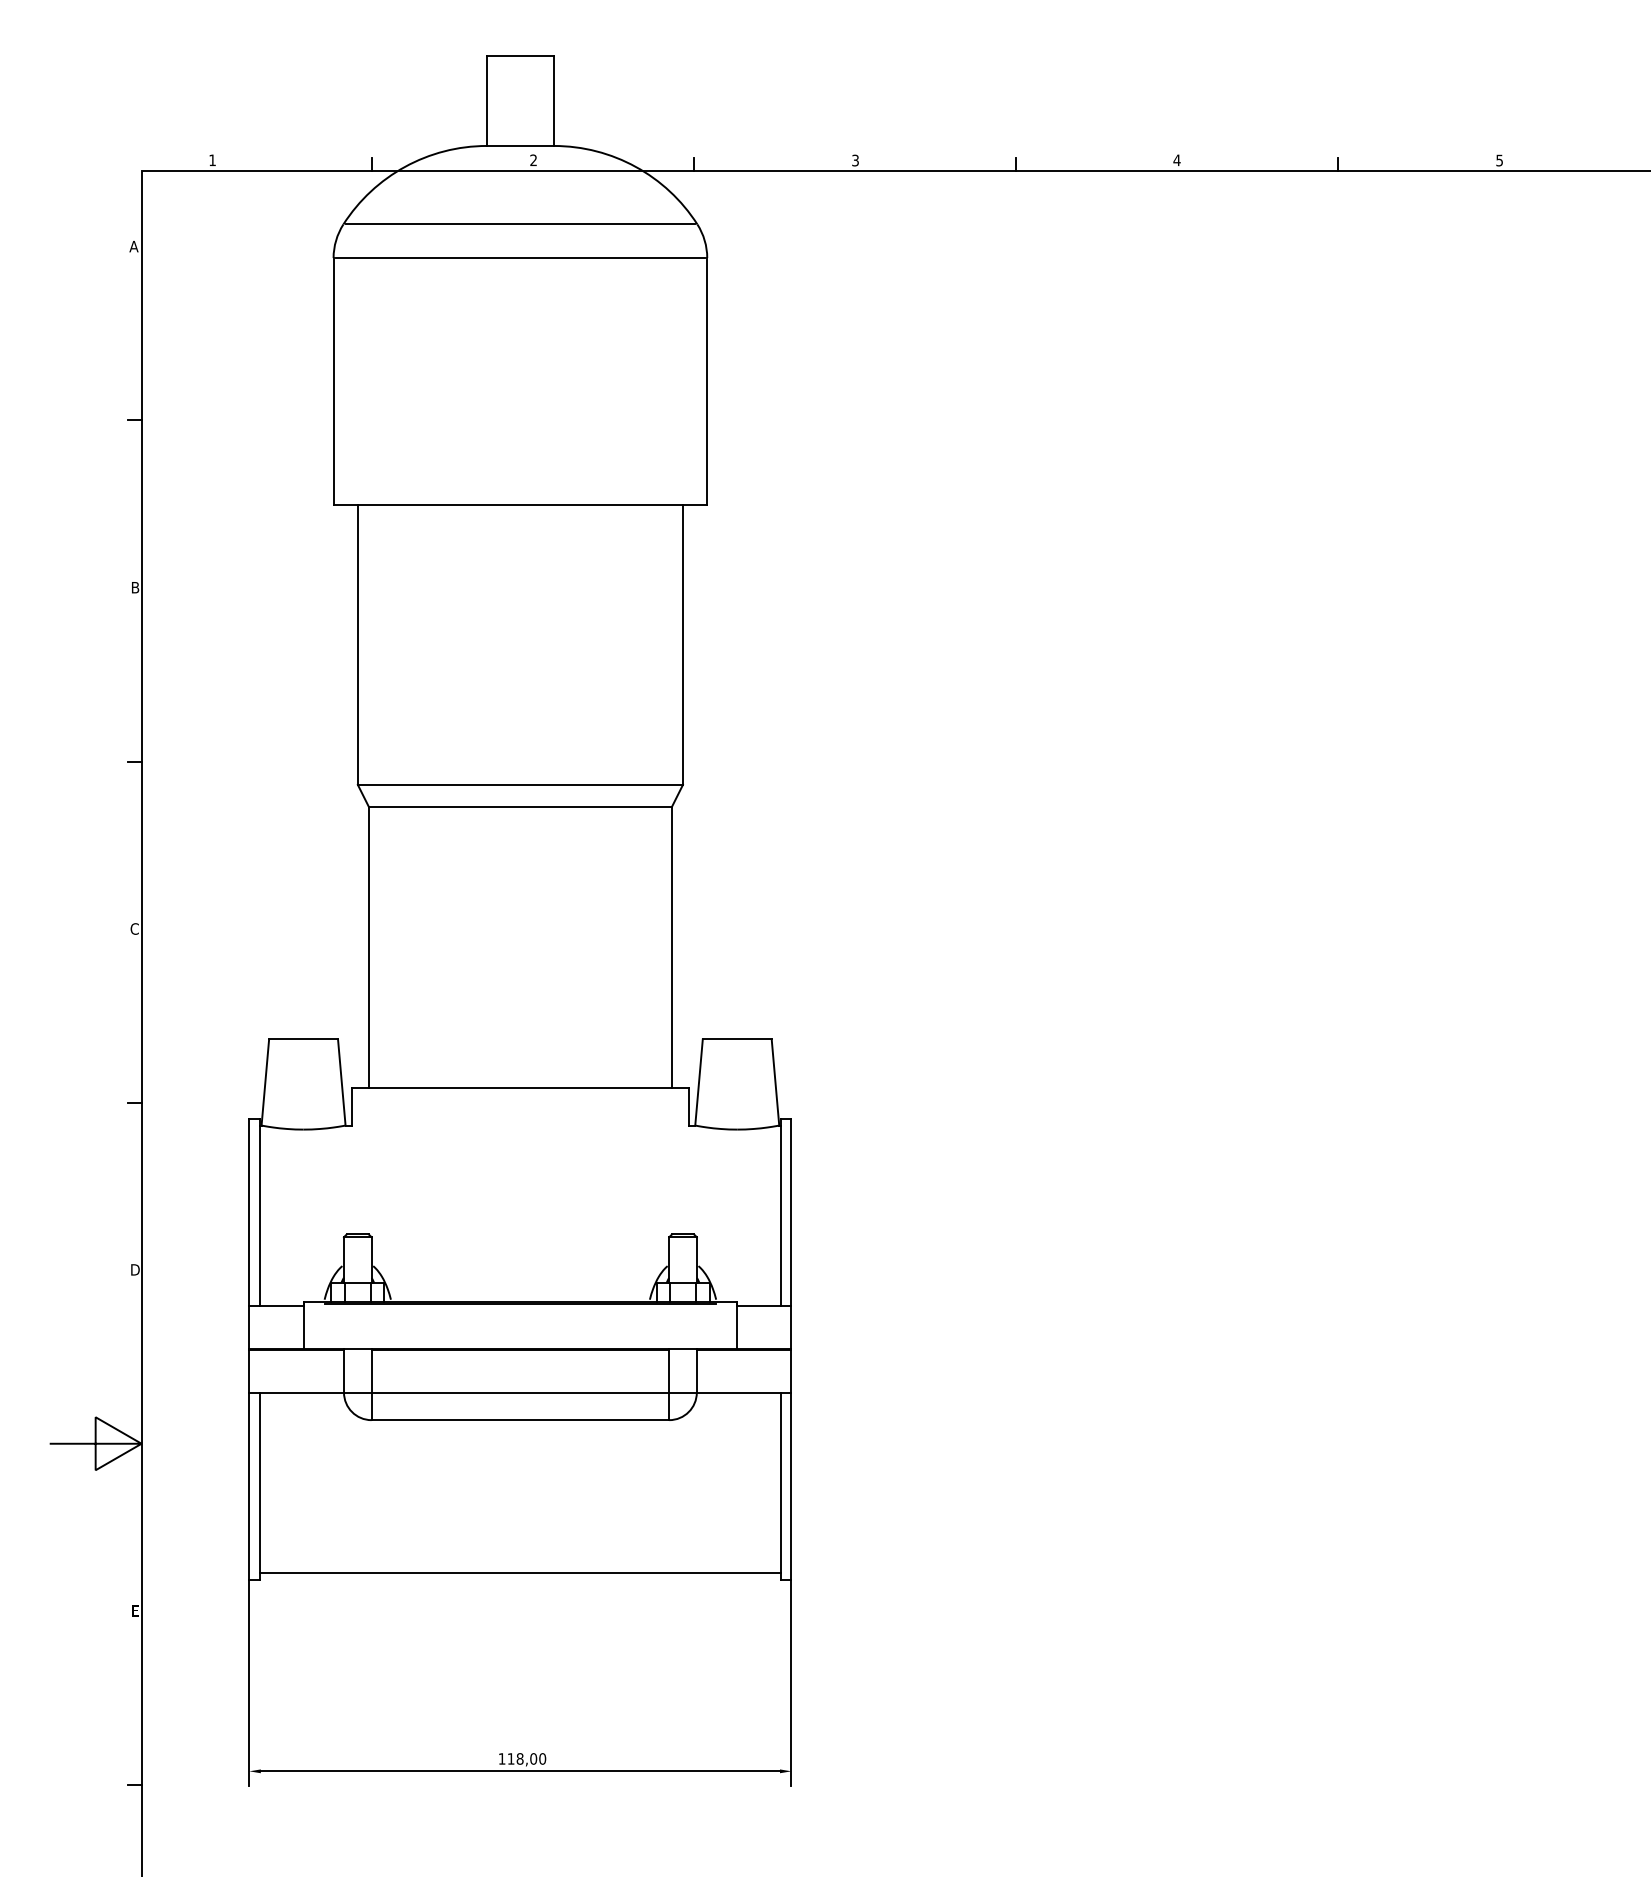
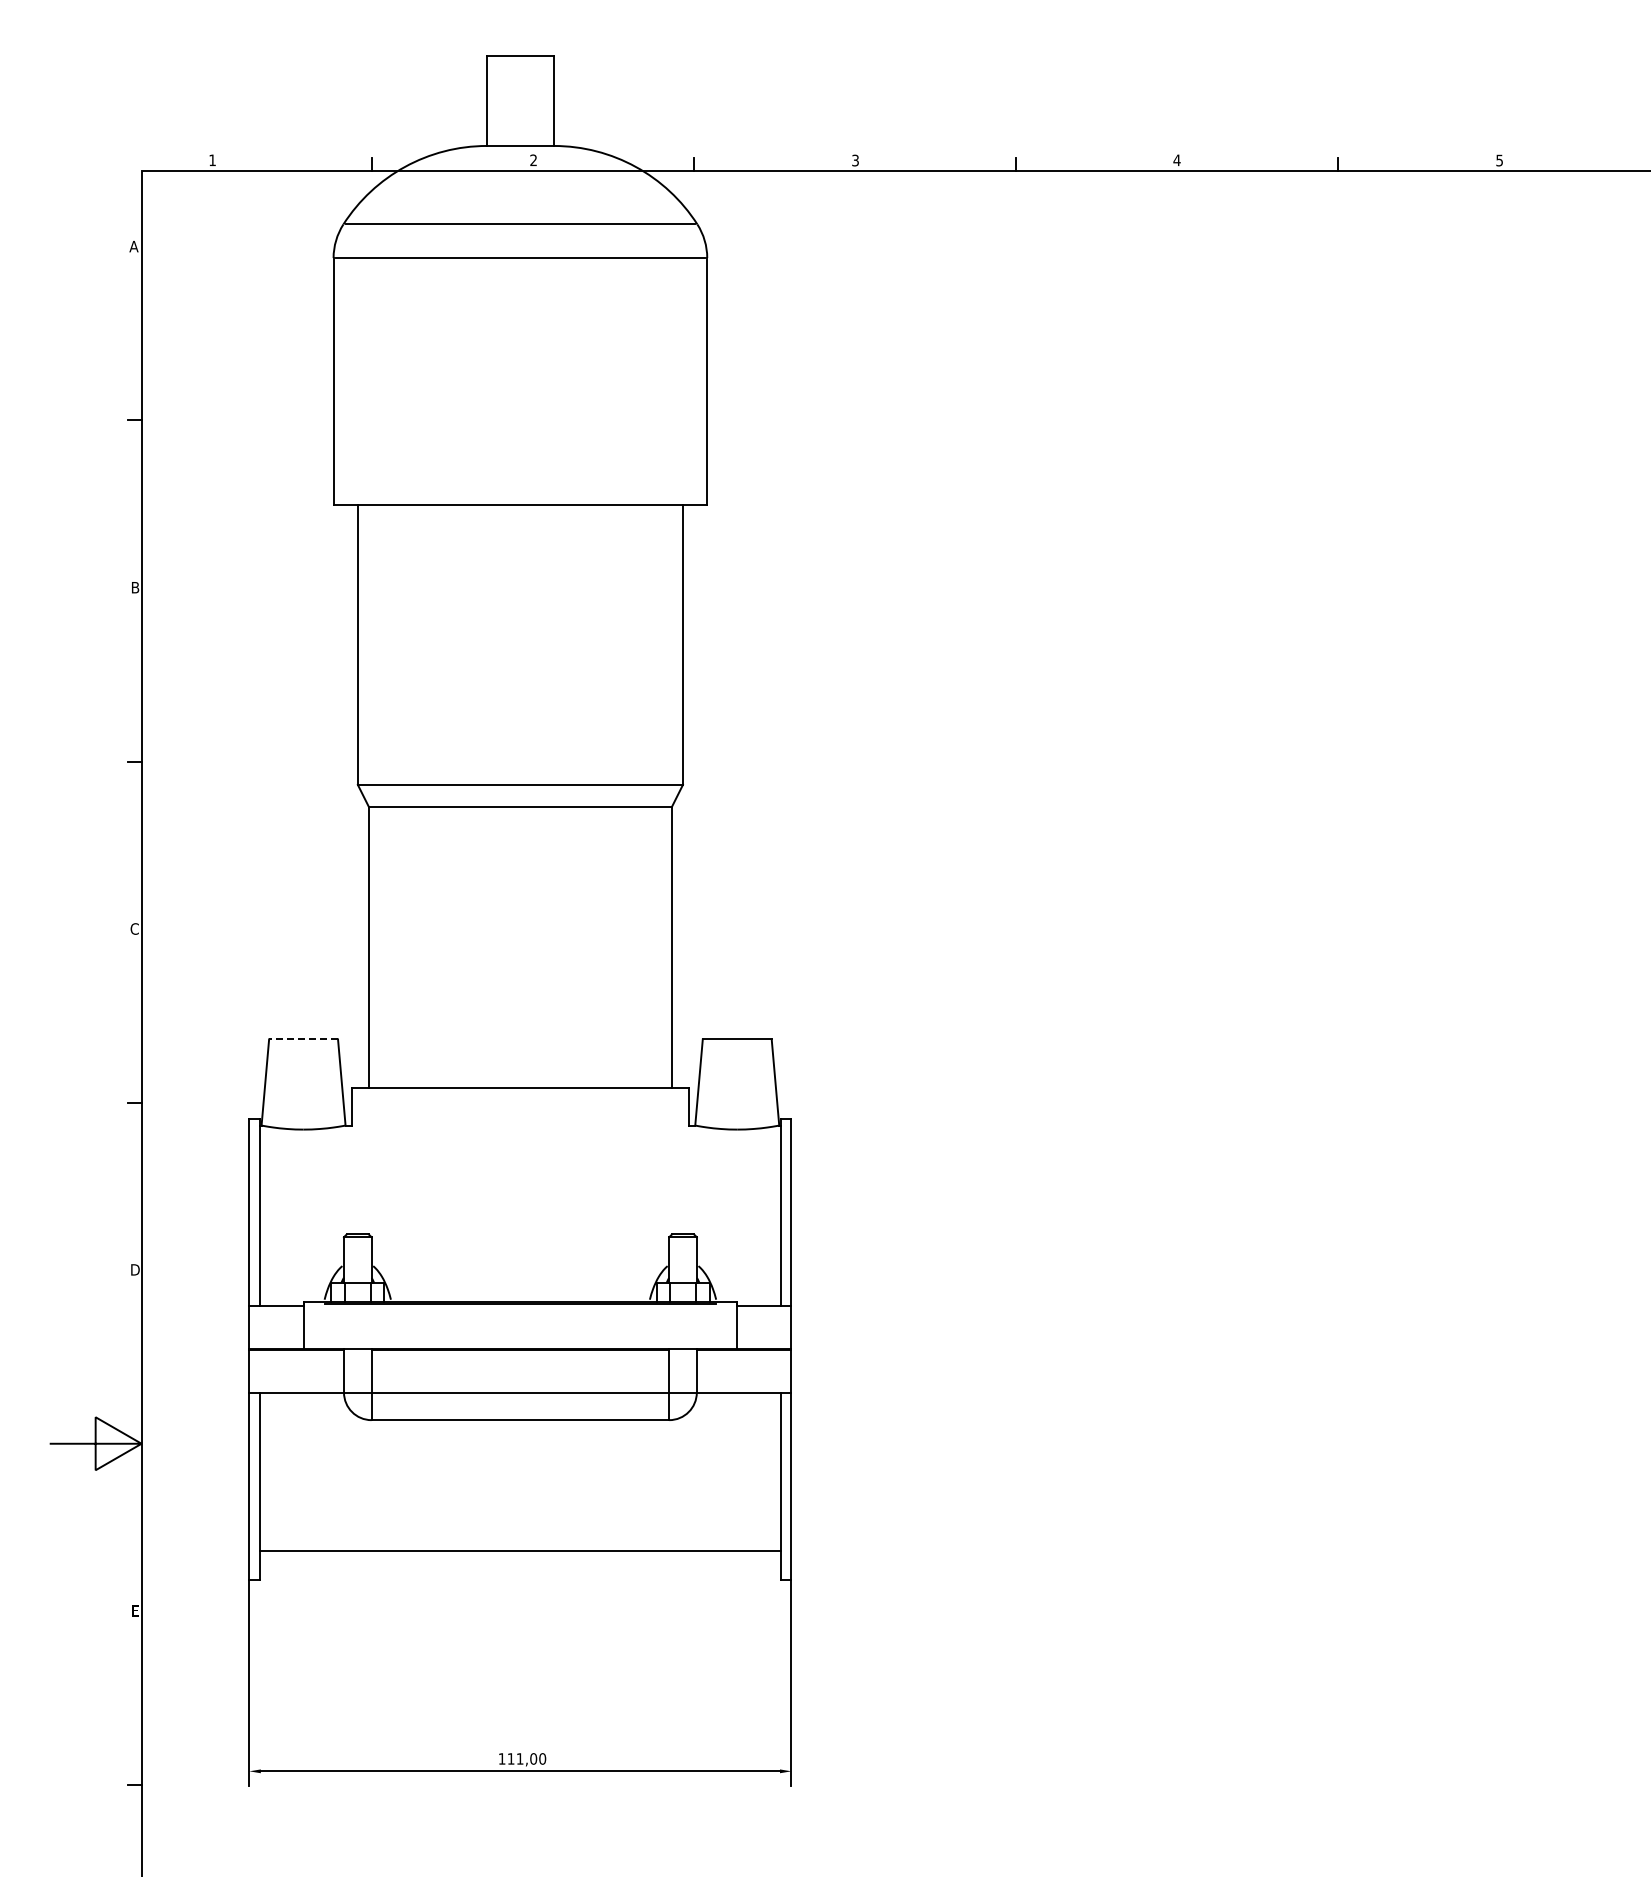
line: solid -> dashed (303, 1039)
line position: (520, 1573) -> (520, 1551) (520, 1551)
text: 118,00 -> 111,00 (519, 1758)
